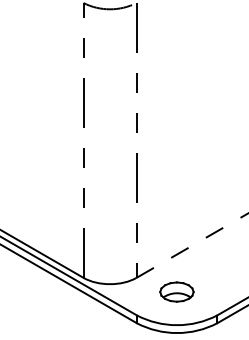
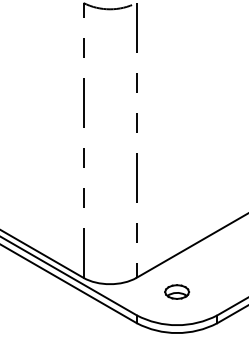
line: dashed -> solid (192, 245)
part size: 36x22 px -> 27x16 px (177, 291)
